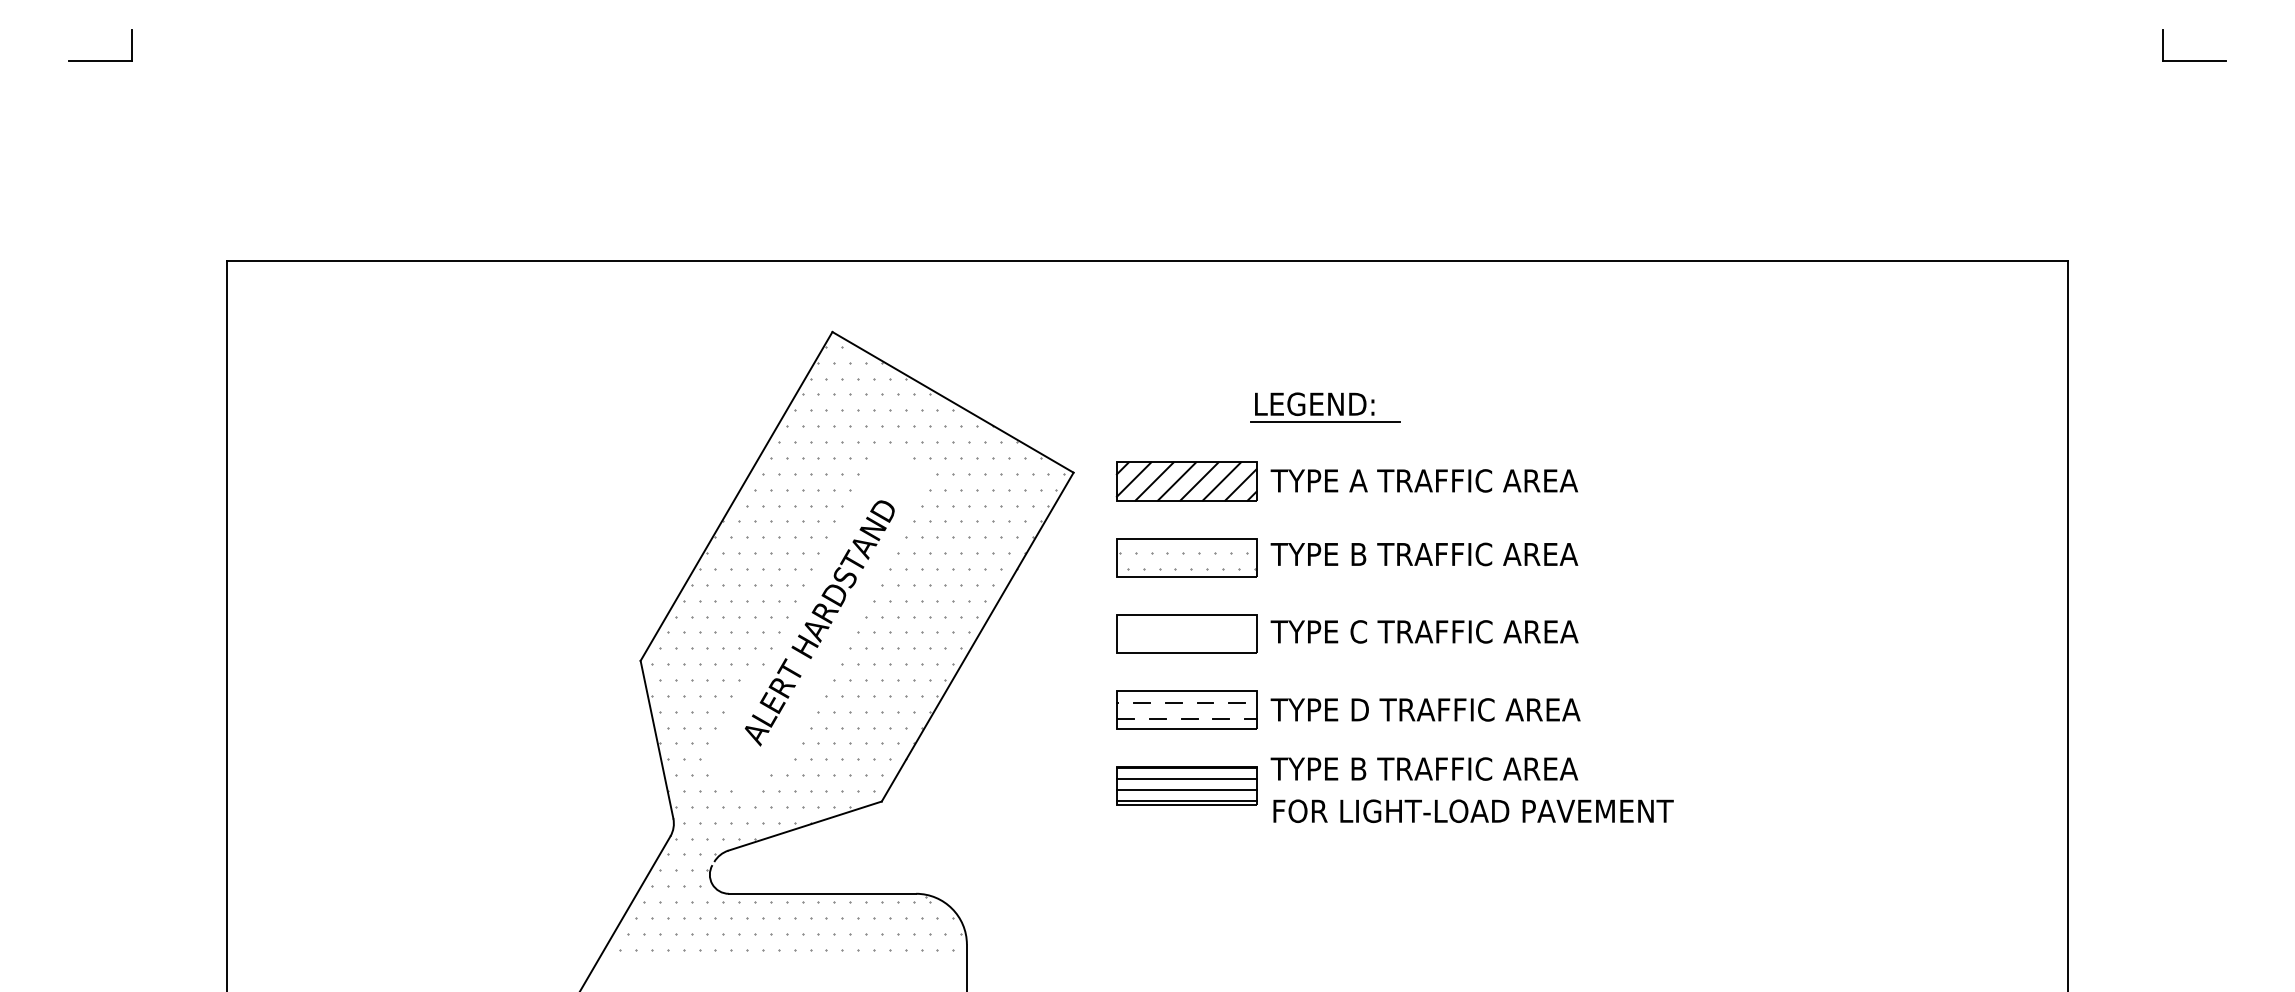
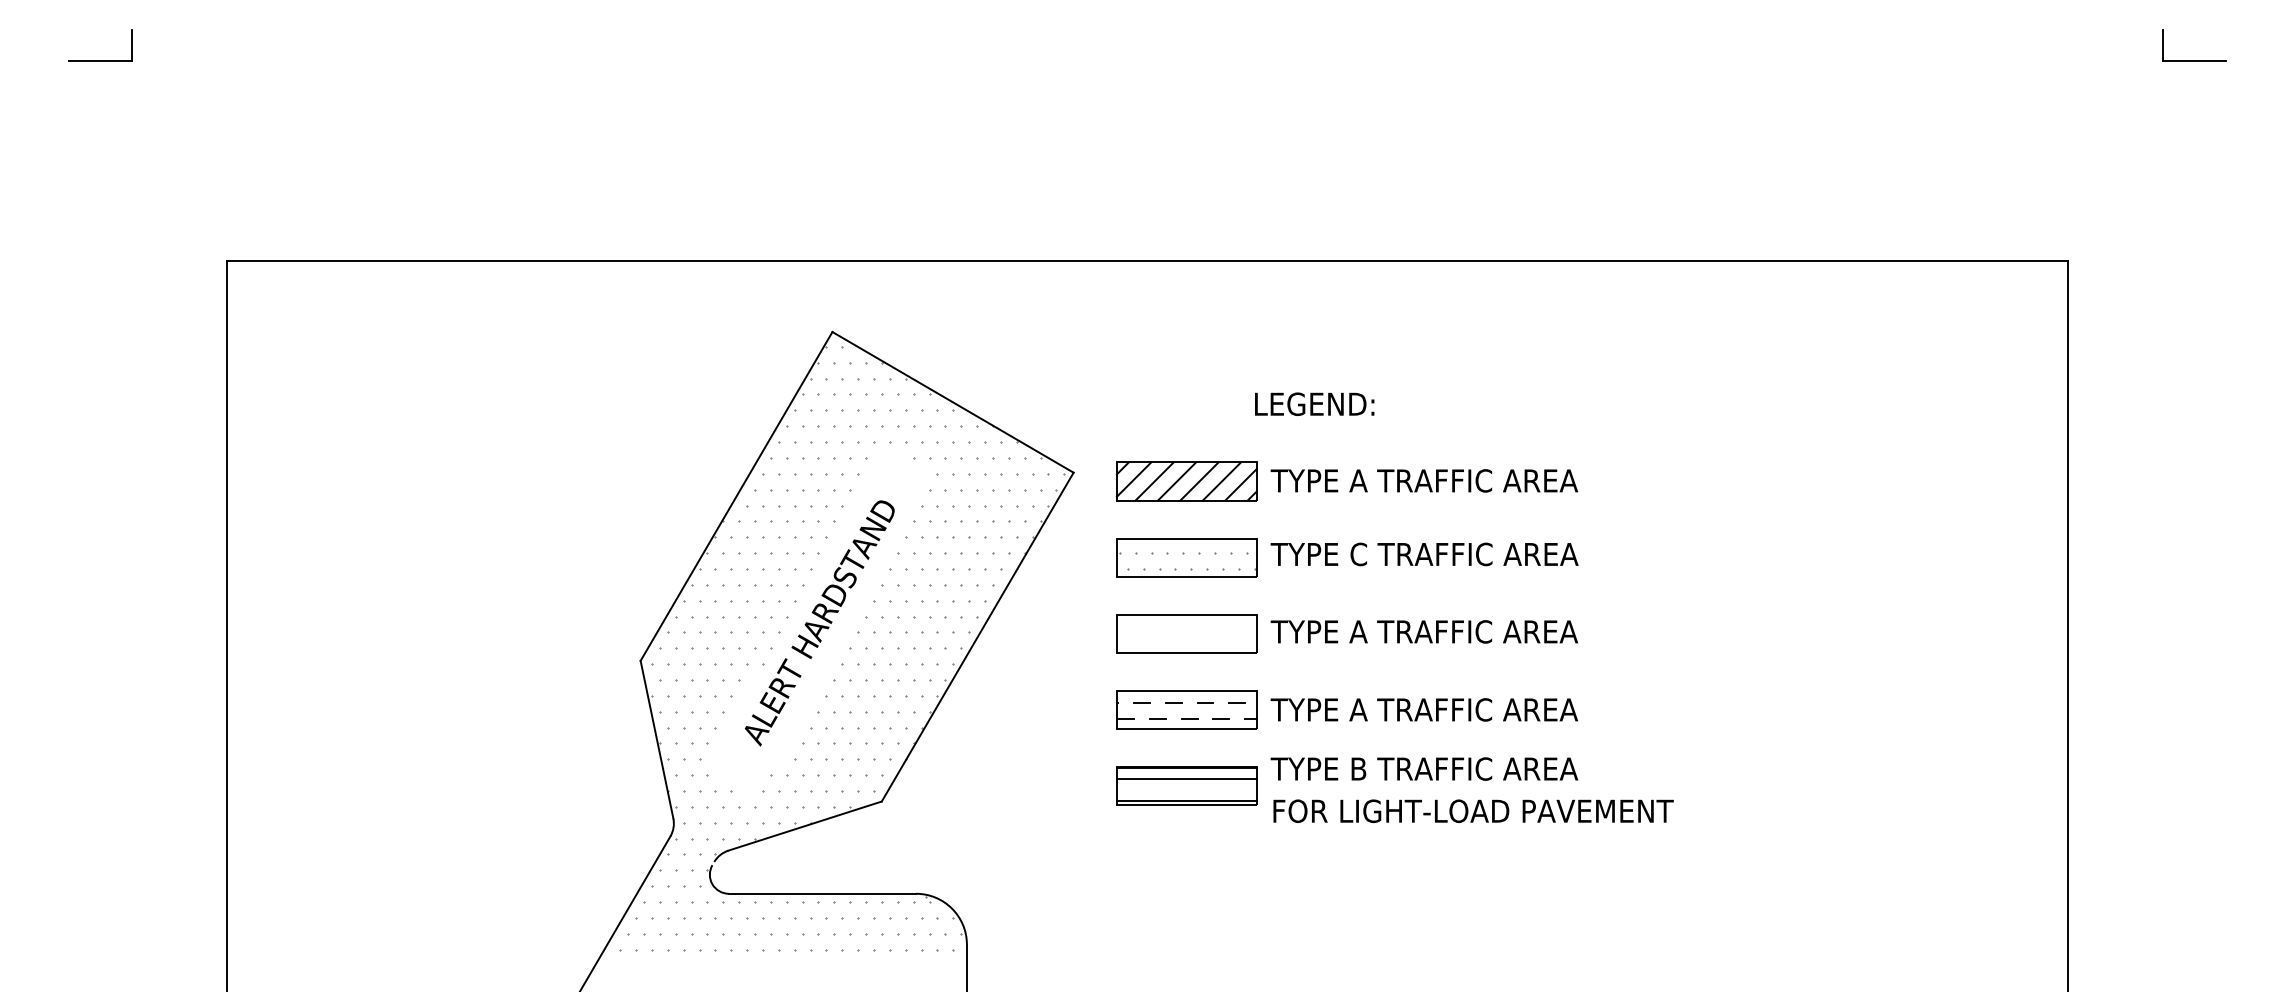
line: present -> none (1324, 422)
text: TYPE B TRAFFIC AREA -> TYPE C TRAFFIC AREA (1464, 554)
text: TYPE C TRAFFIC AREA -> TYPE A TRAFFIC AREA (1463, 631)
text: TYPE D TRAFFIC AREA -> TYPE A TRAFFIC AREA (1464, 709)
line: present -> none (1186, 790)
